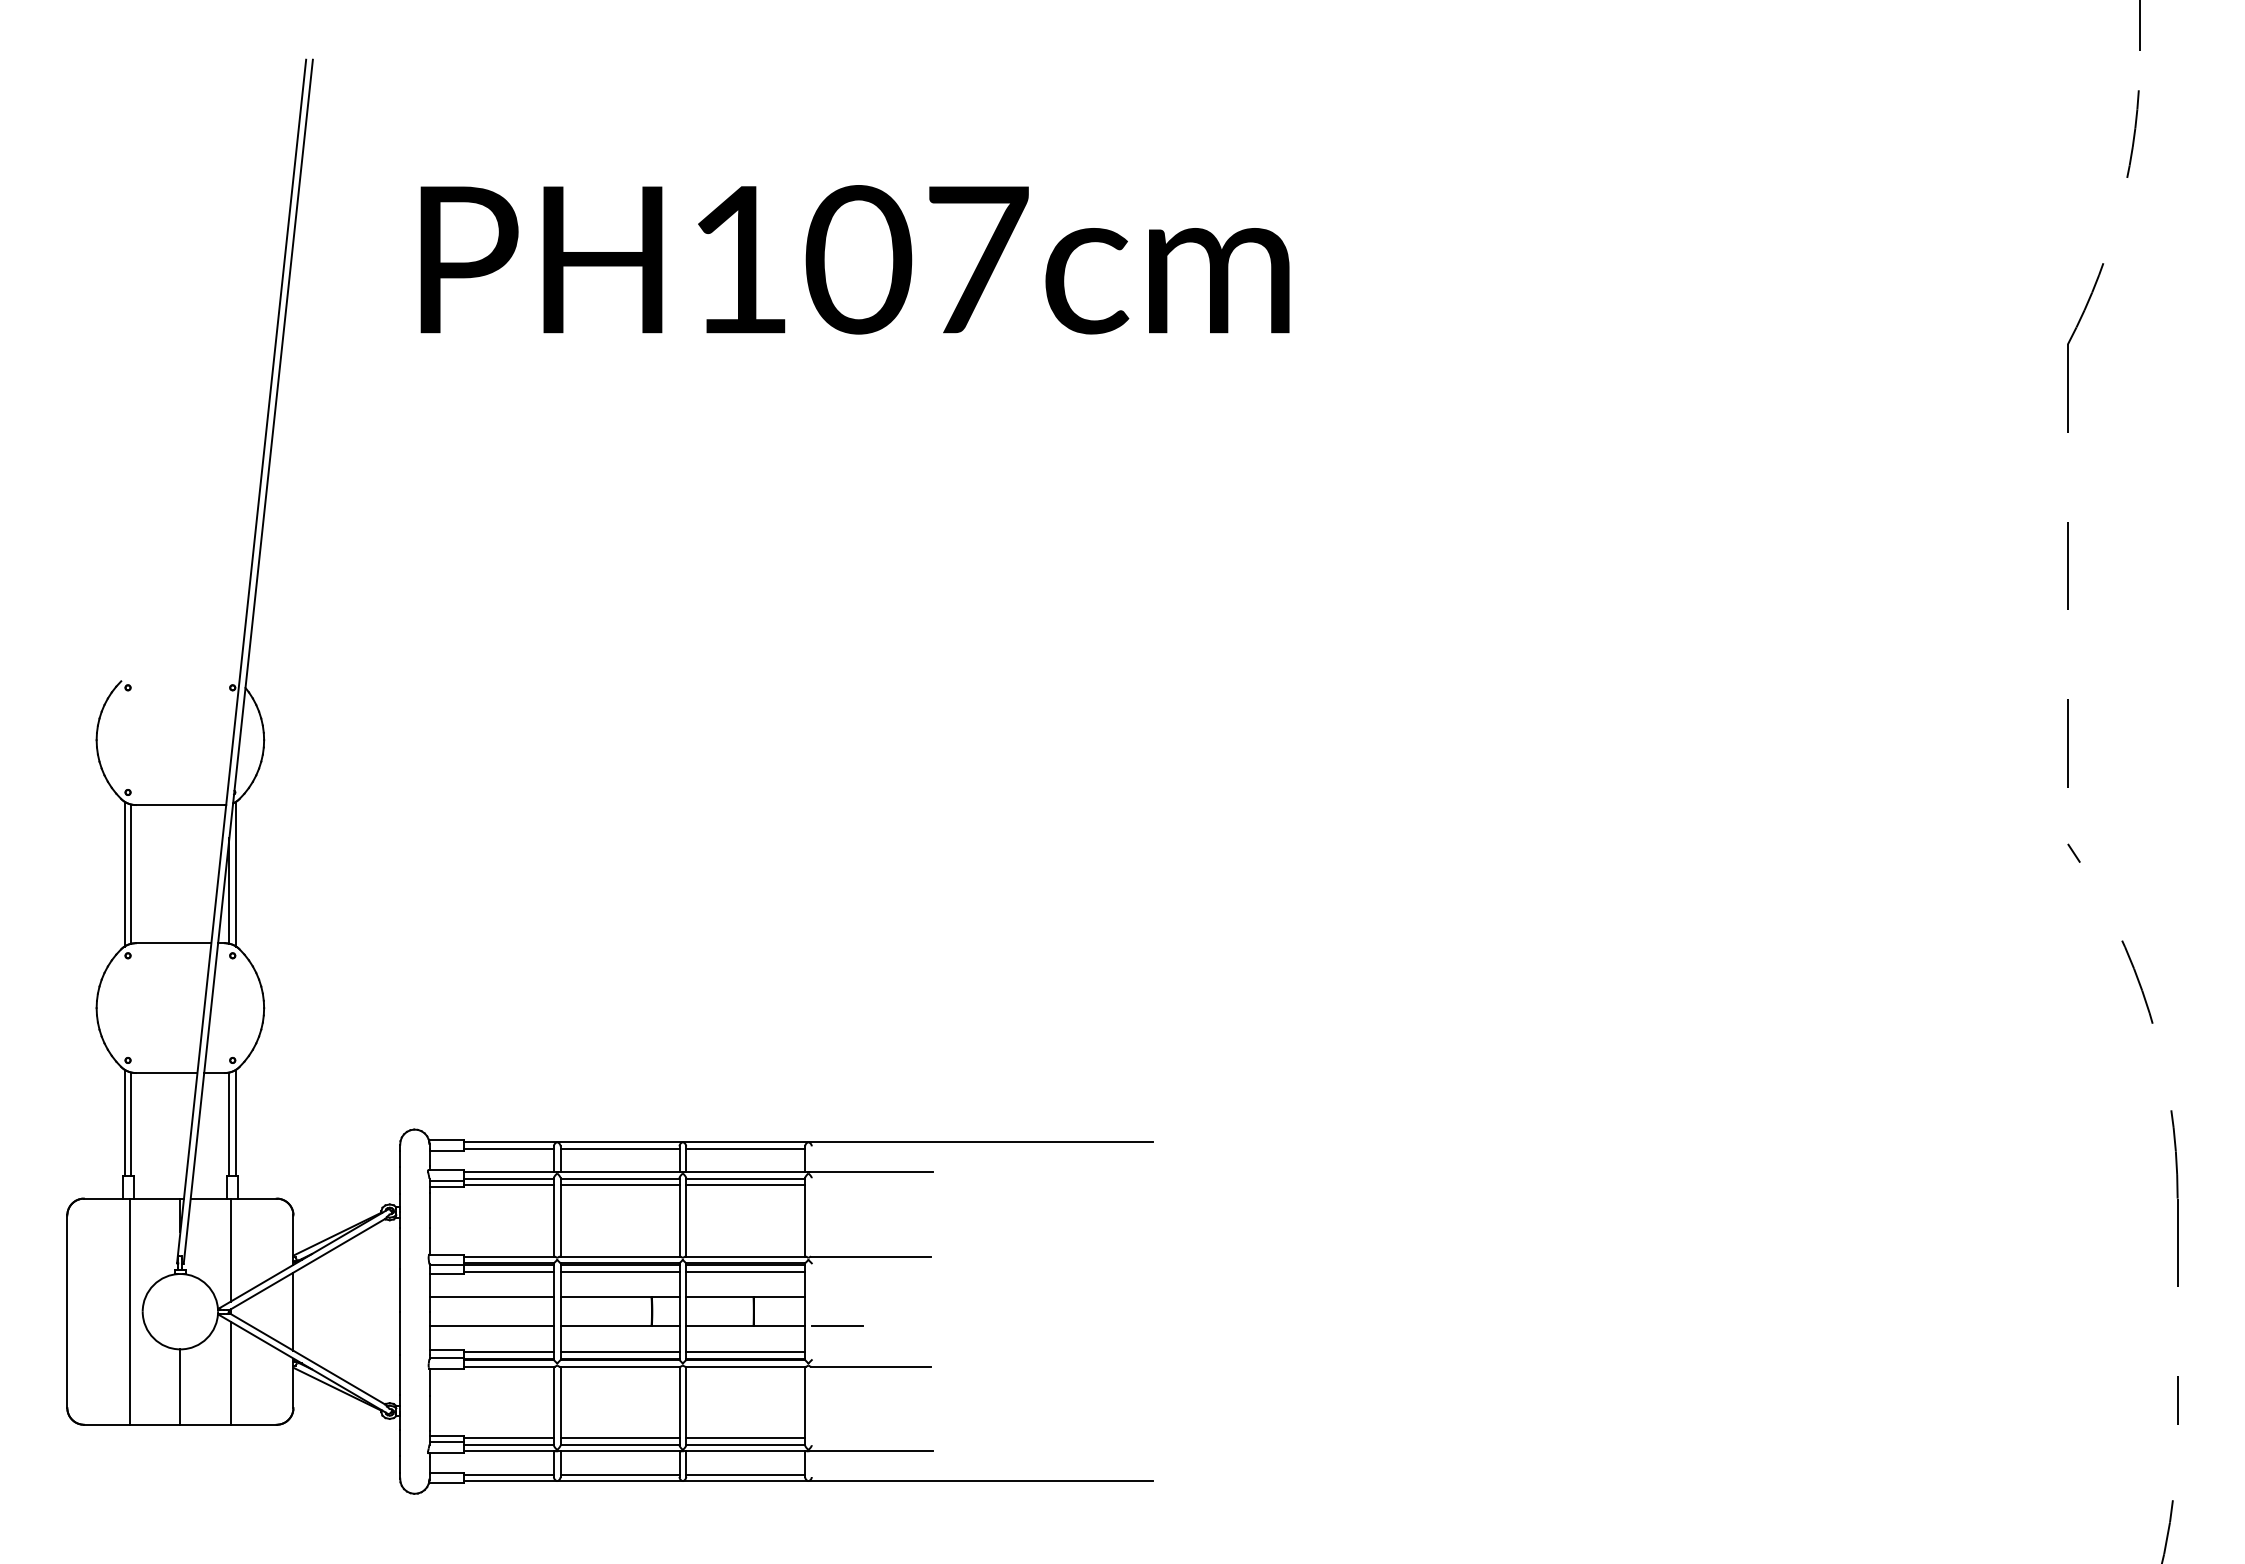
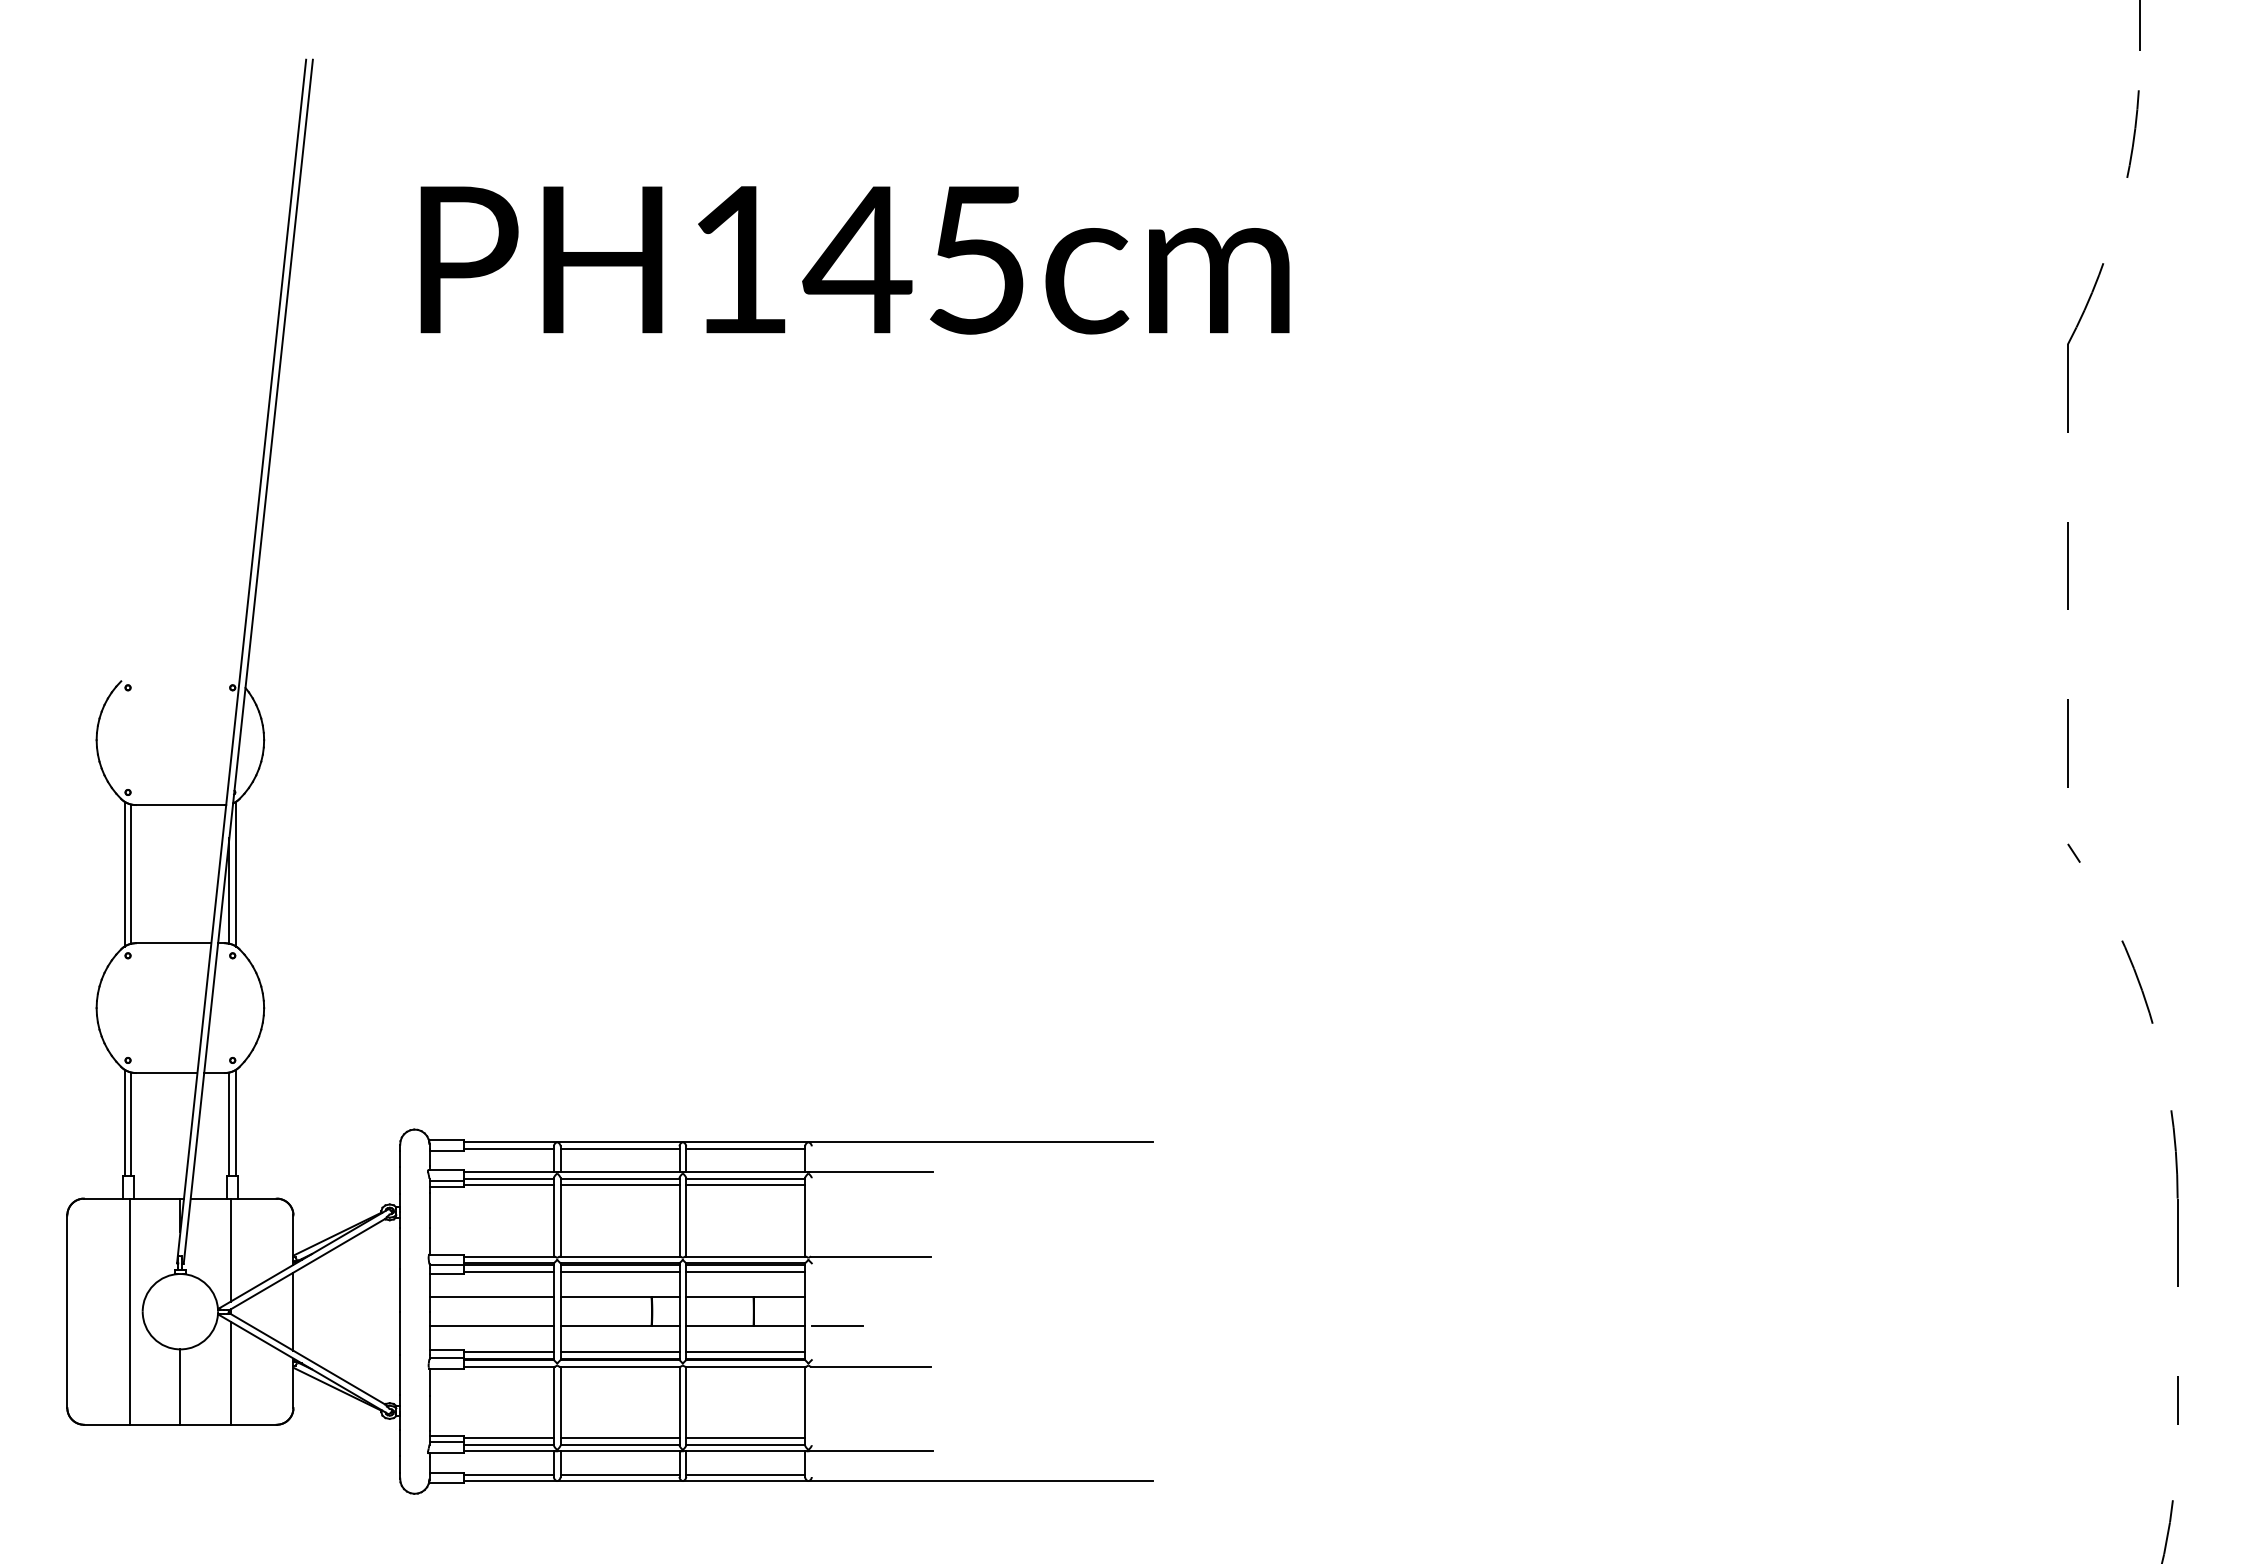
text: PH107cm -> PH145cm (915, 259)
